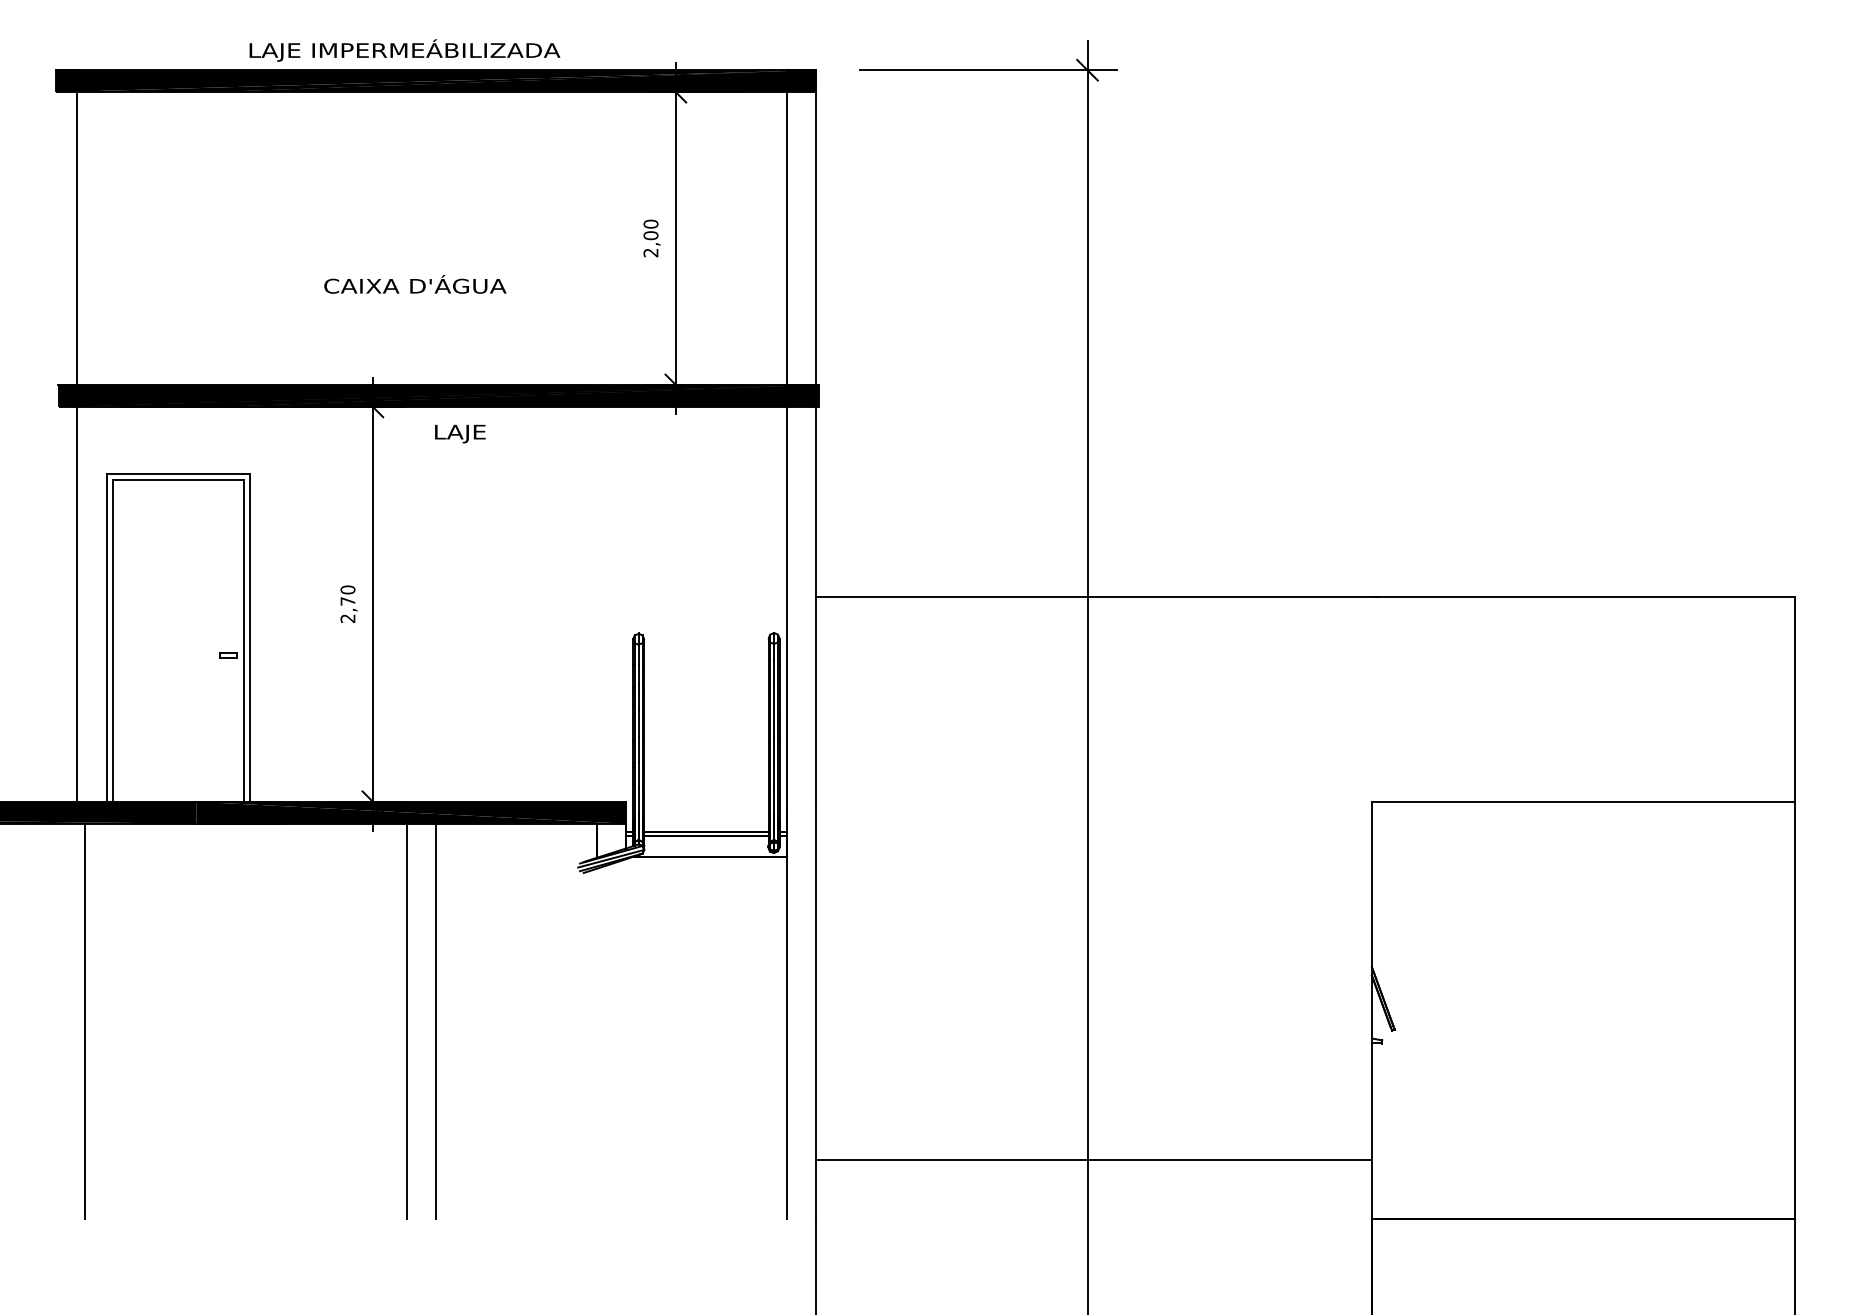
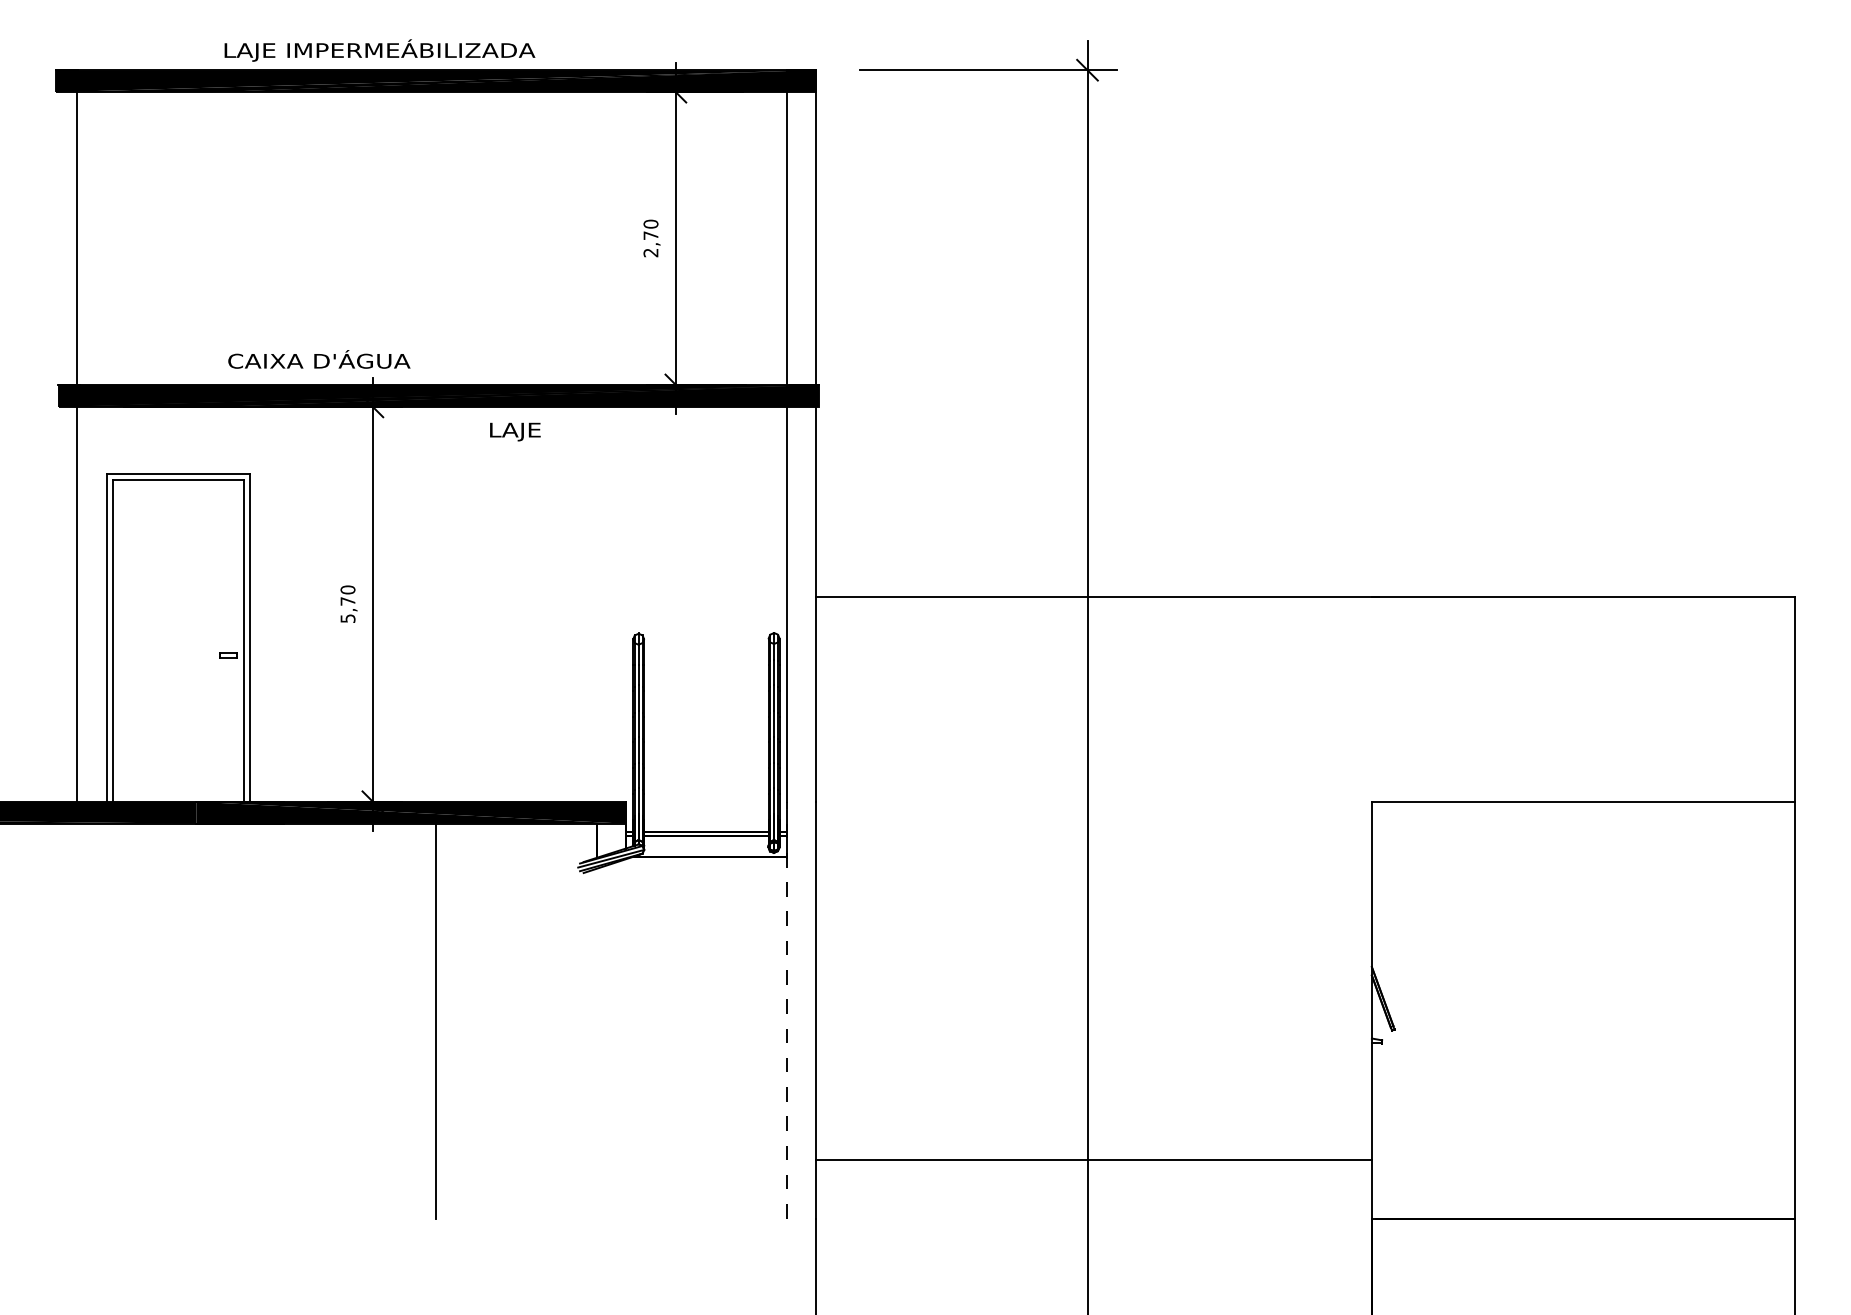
text position: (404, 50) -> (379, 50) (379, 50)
text: 2,00 -> 2,70 (650, 235)
text position: (415, 284) -> (319, 359) (319, 359)
text position: (460, 433) -> (515, 431) (515, 431)
text: 2,70 -> 5,70 (347, 618)
line: solid -> dashed (786, 1009)
line: present -> none (84, 1020)
line: present -> none (406, 1020)
